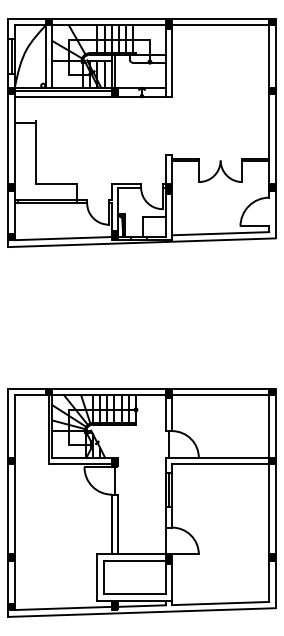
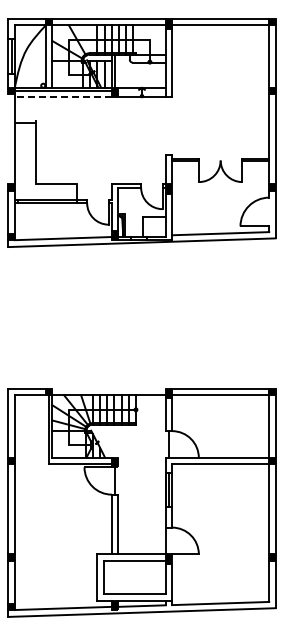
line: solid -> dashed (63, 97)
line: present -> none (8, 139)
line: present -> none (108, 388)
